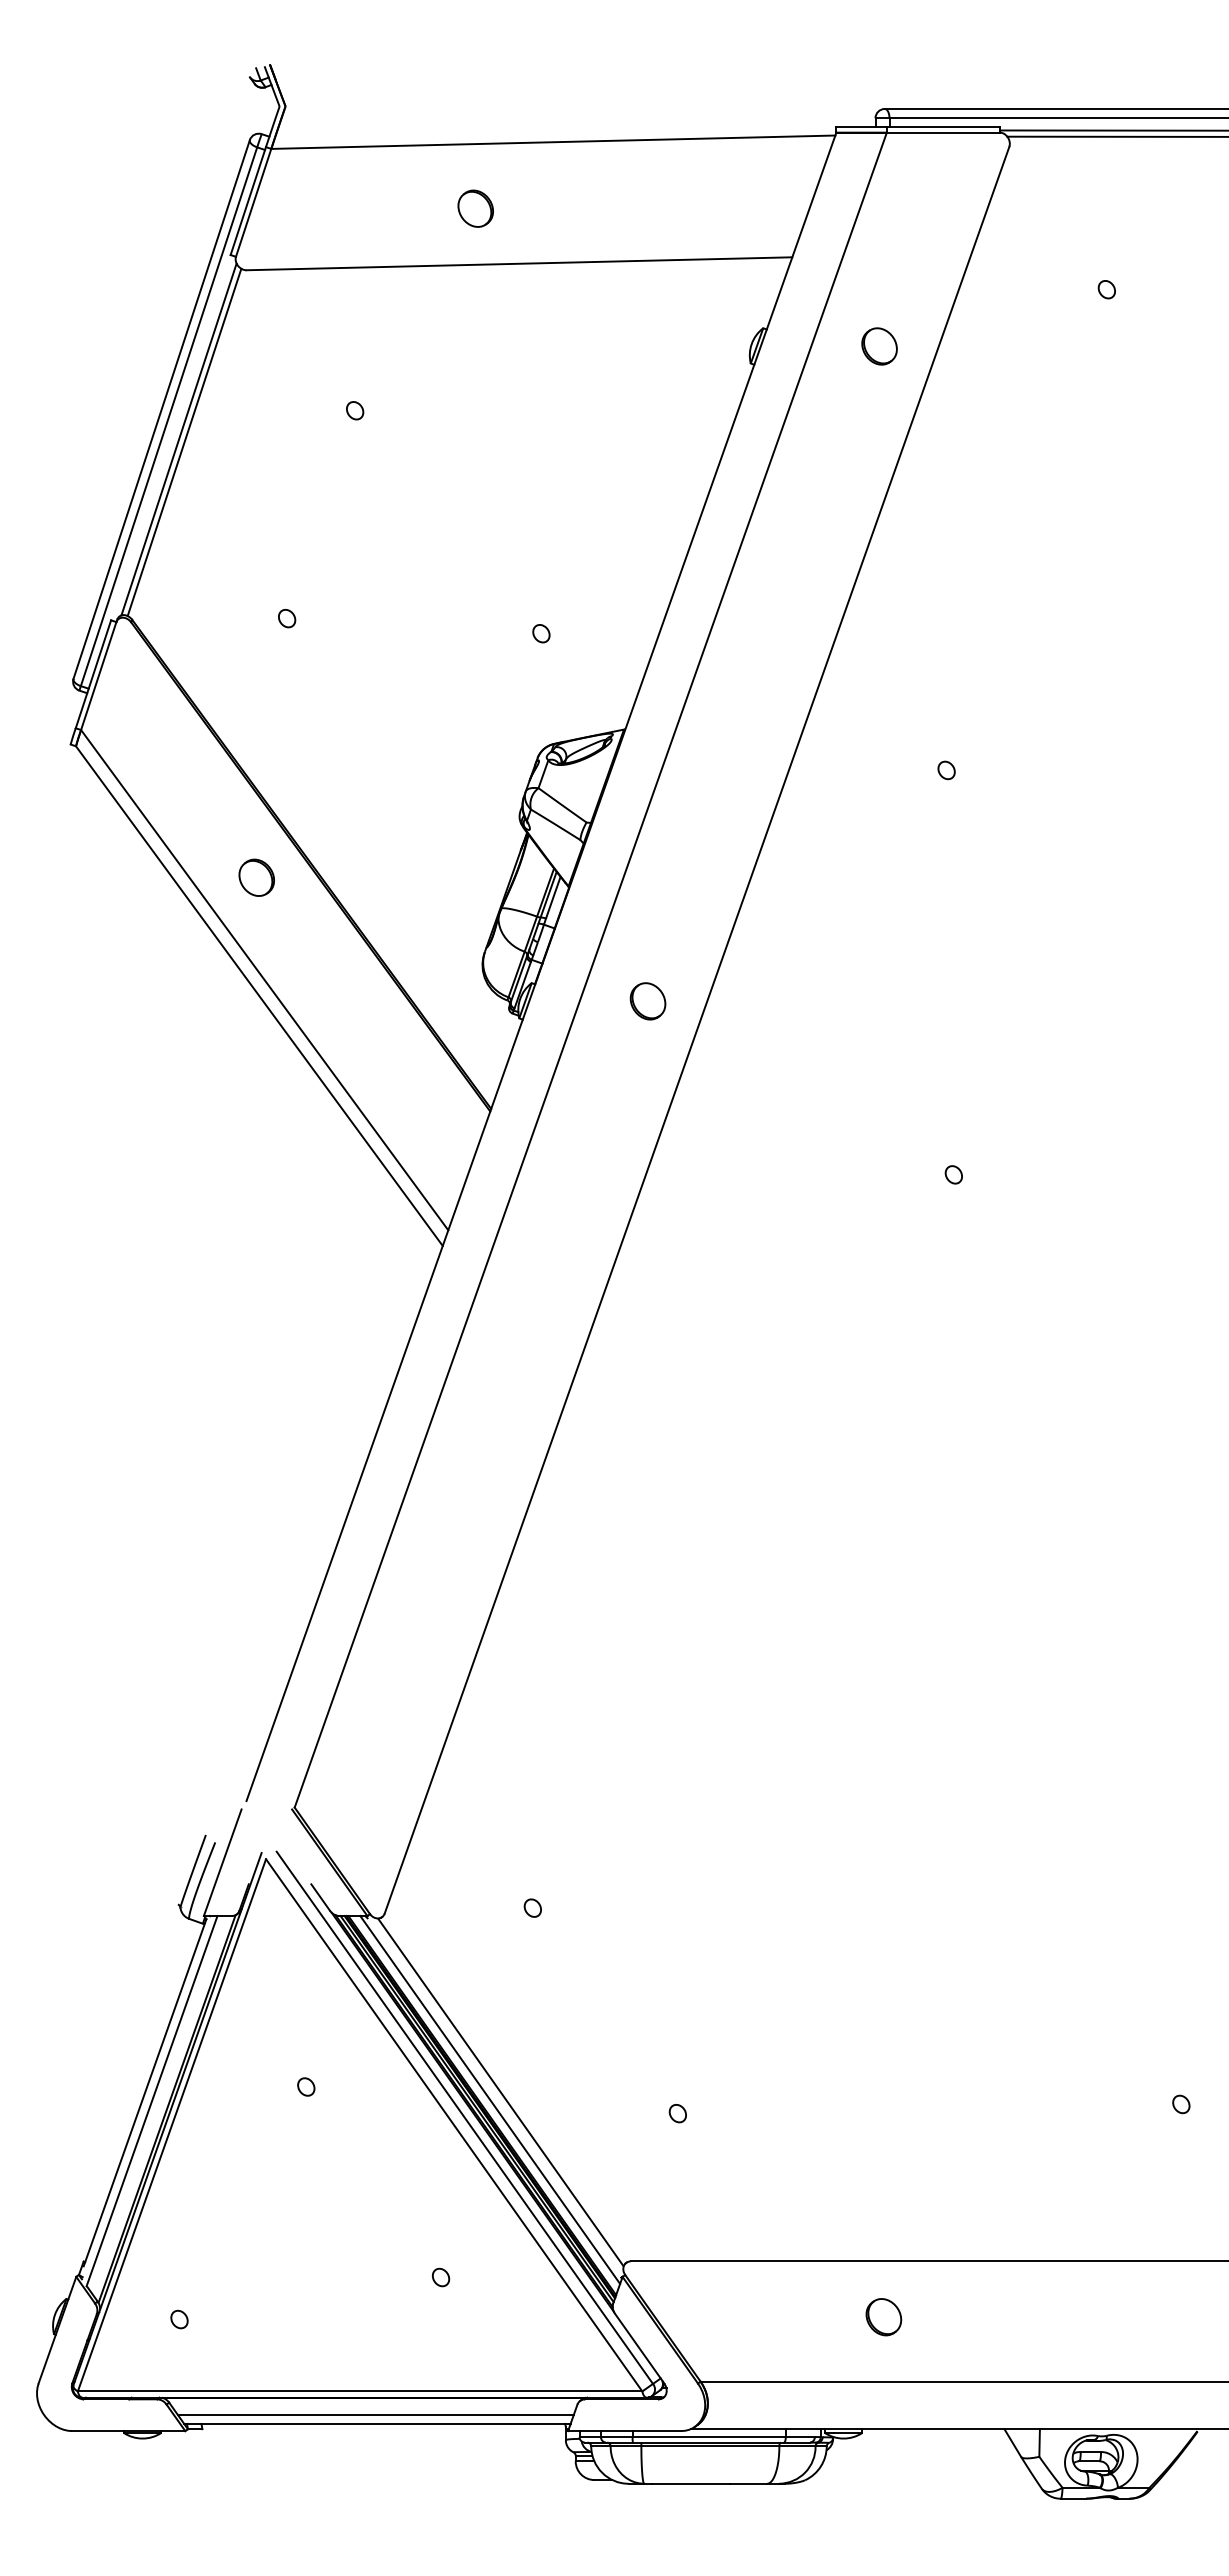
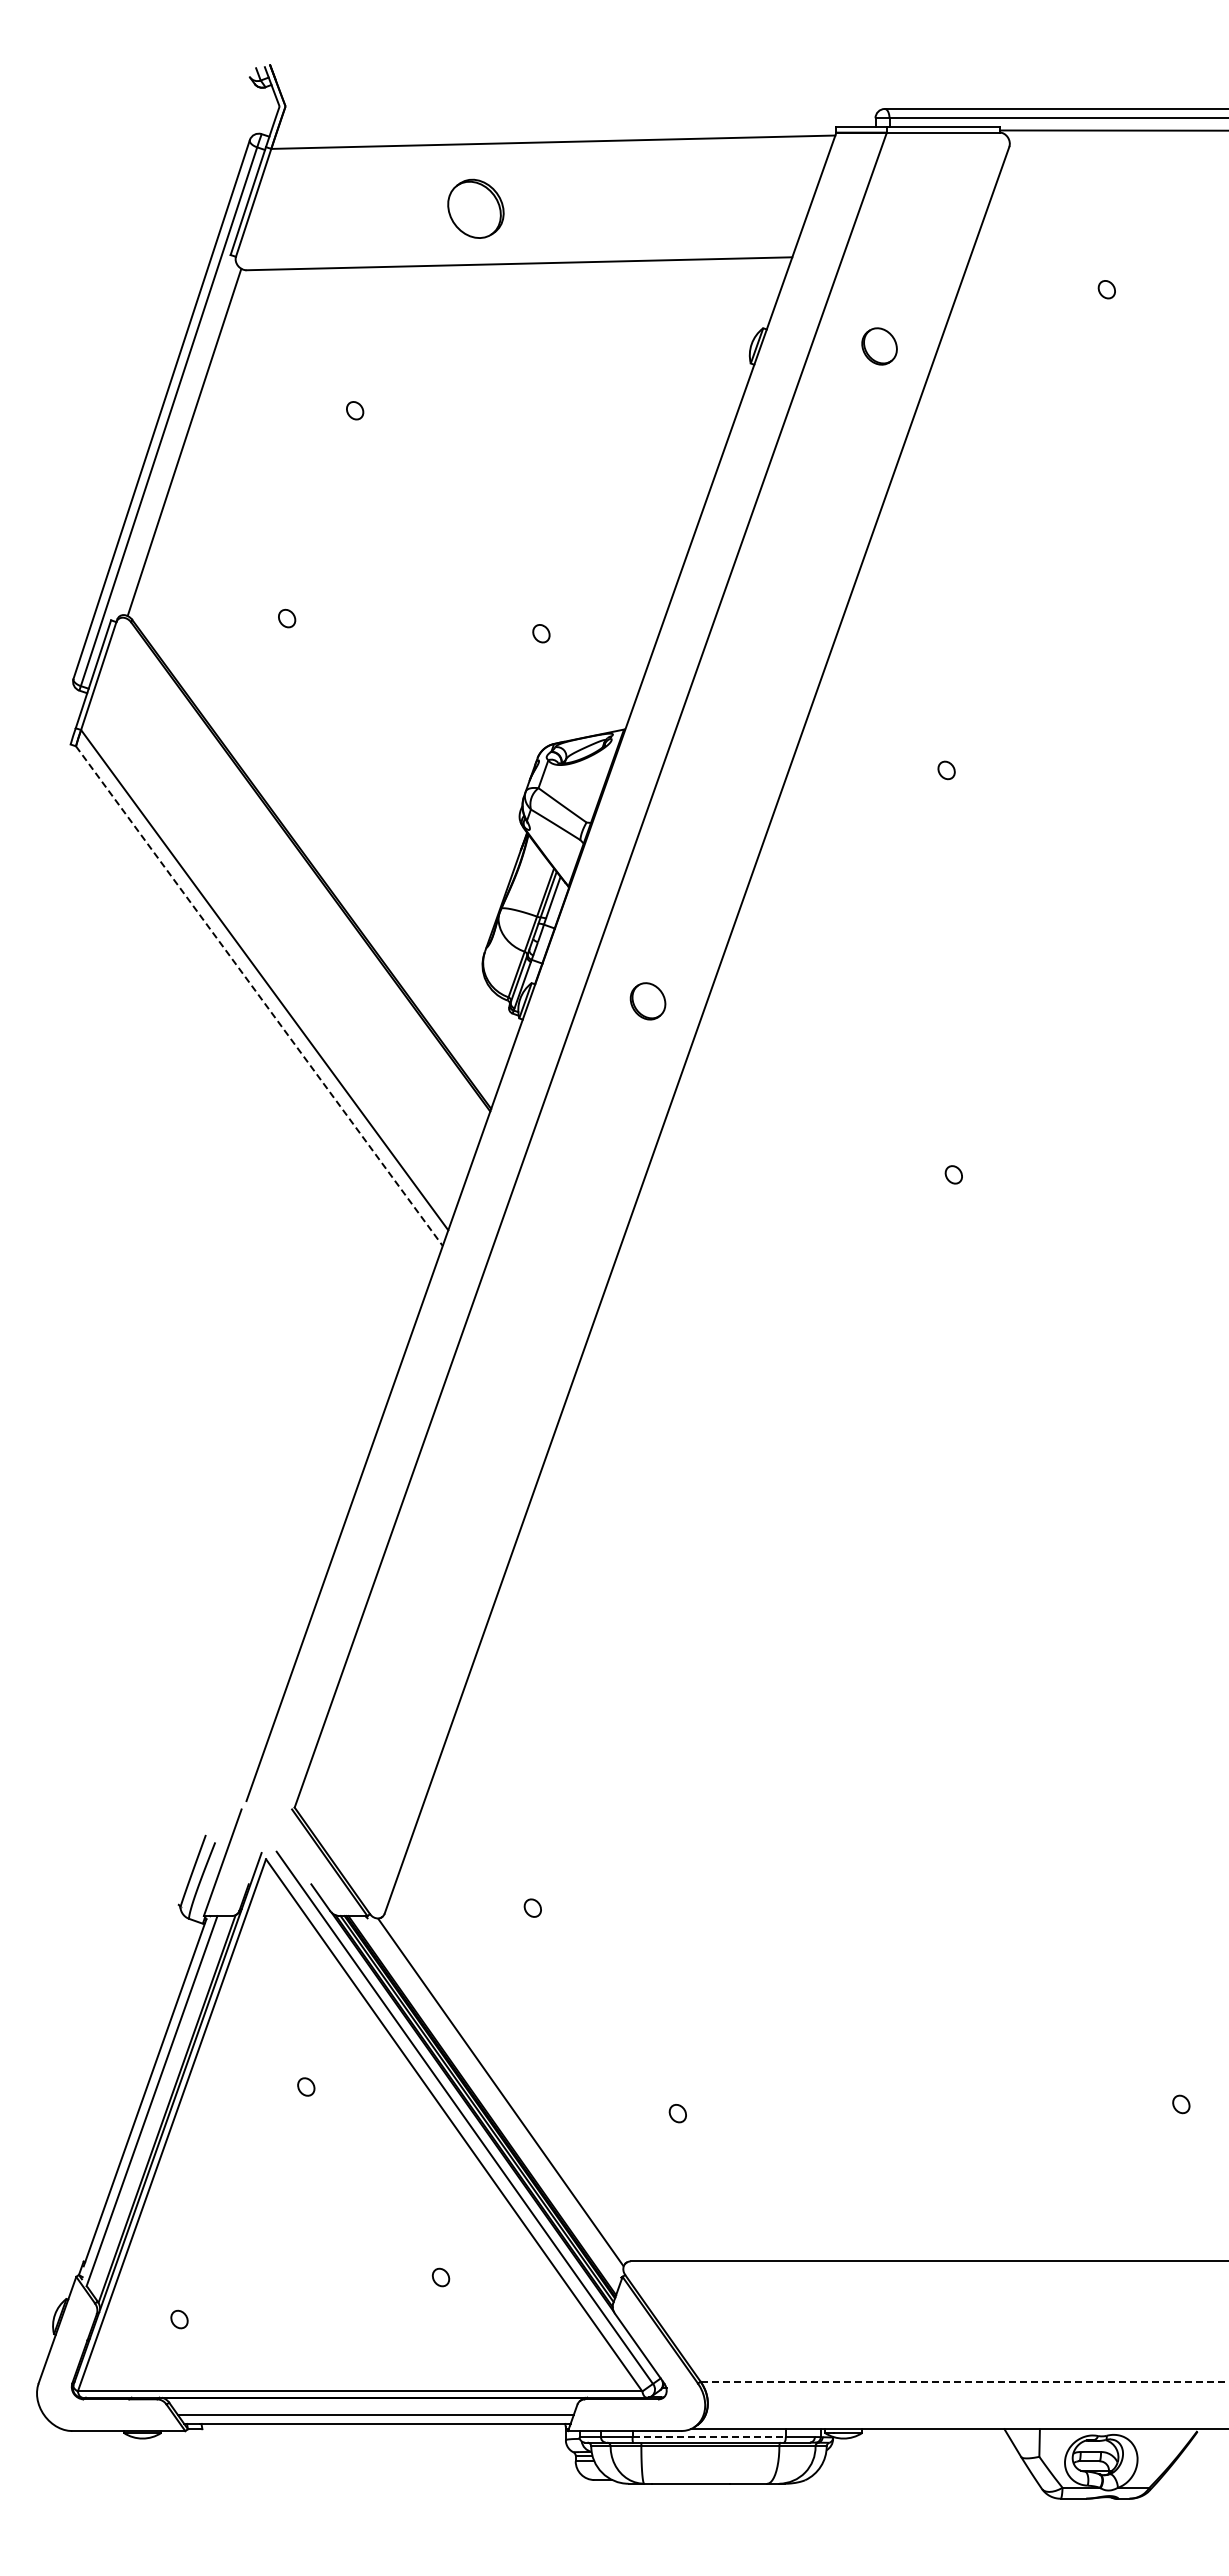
line: present -> none (1116, 136)
part size: 37x39 px -> 58x61 px (475, 208)
line: present -> none (178, 439)
part: present -> none (256, 877)
line: solid -> dashed (259, 996)
line: present -> none (490, 2099)
part: present -> none (883, 2317)
line: solid -> dashed (964, 2381)
line: solid -> dashed (709, 2437)
